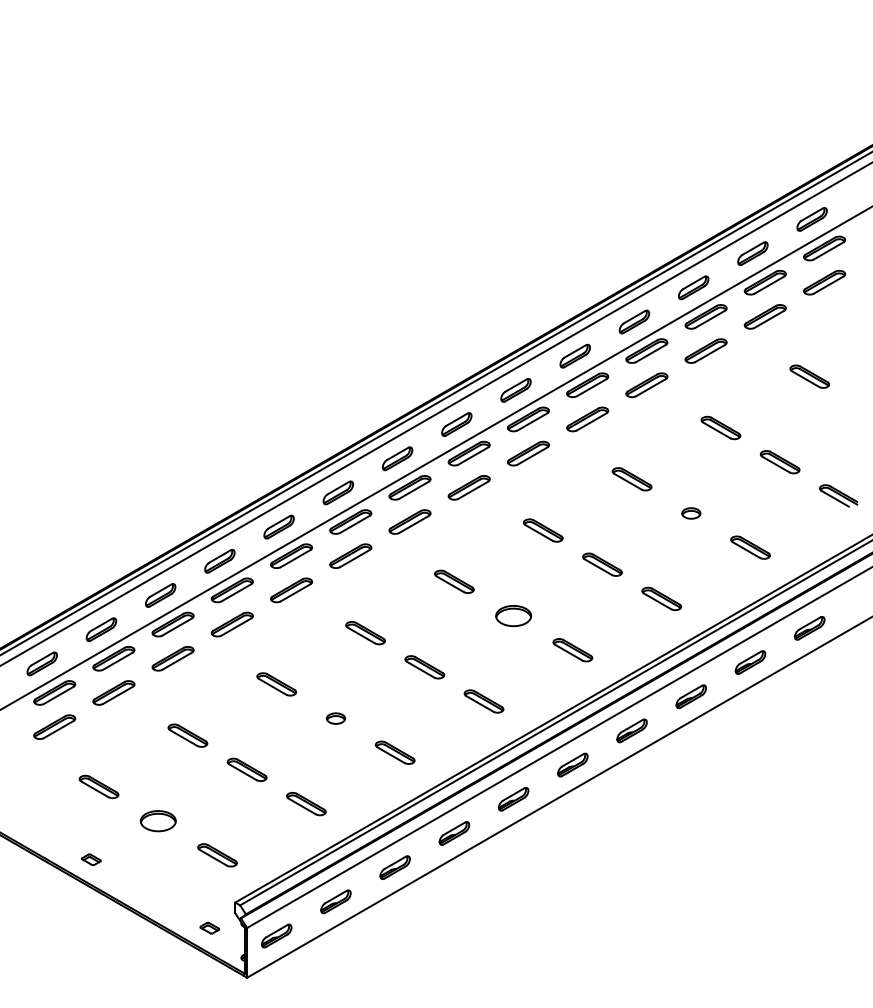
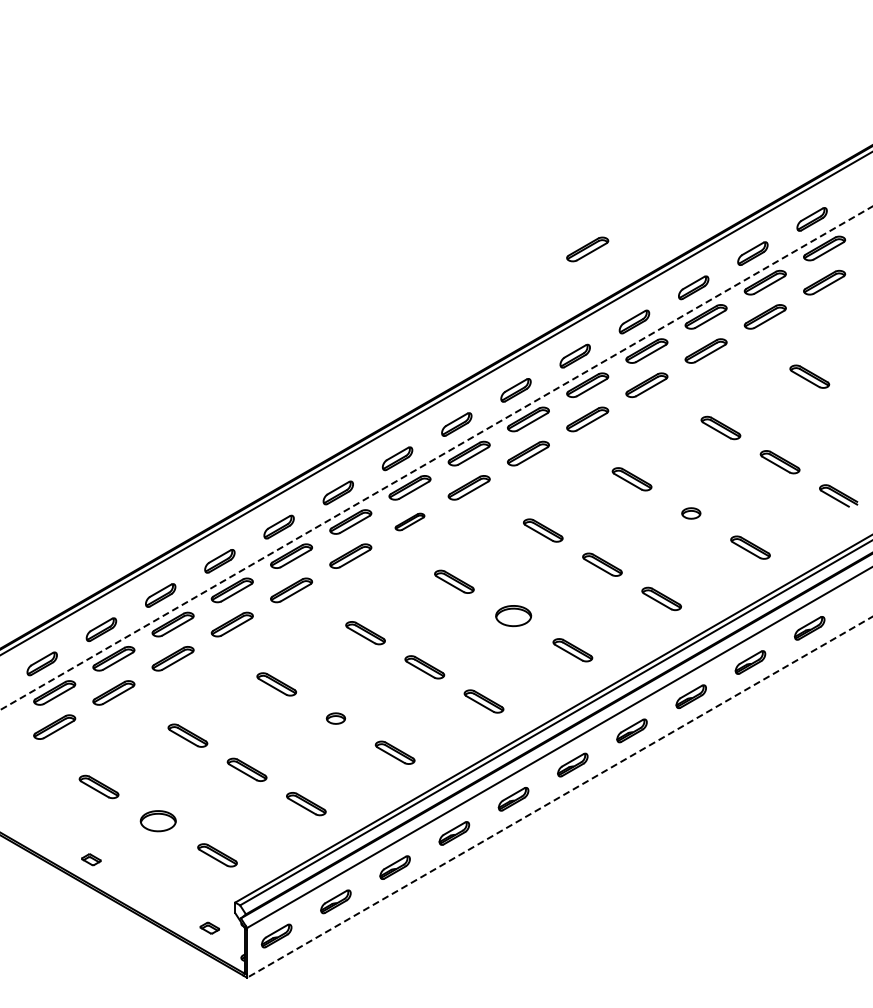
part: none -> present (587, 249)
line: present -> none (435, 414)
line: solid -> dashed (436, 458)
part size: 44x26 px -> 32x20 px (409, 521)
line: solid -> dashed (559, 797)
